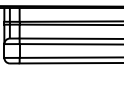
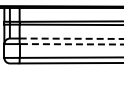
line: solid -> dashed (71, 38)
line: solid -> dashed (71, 44)
